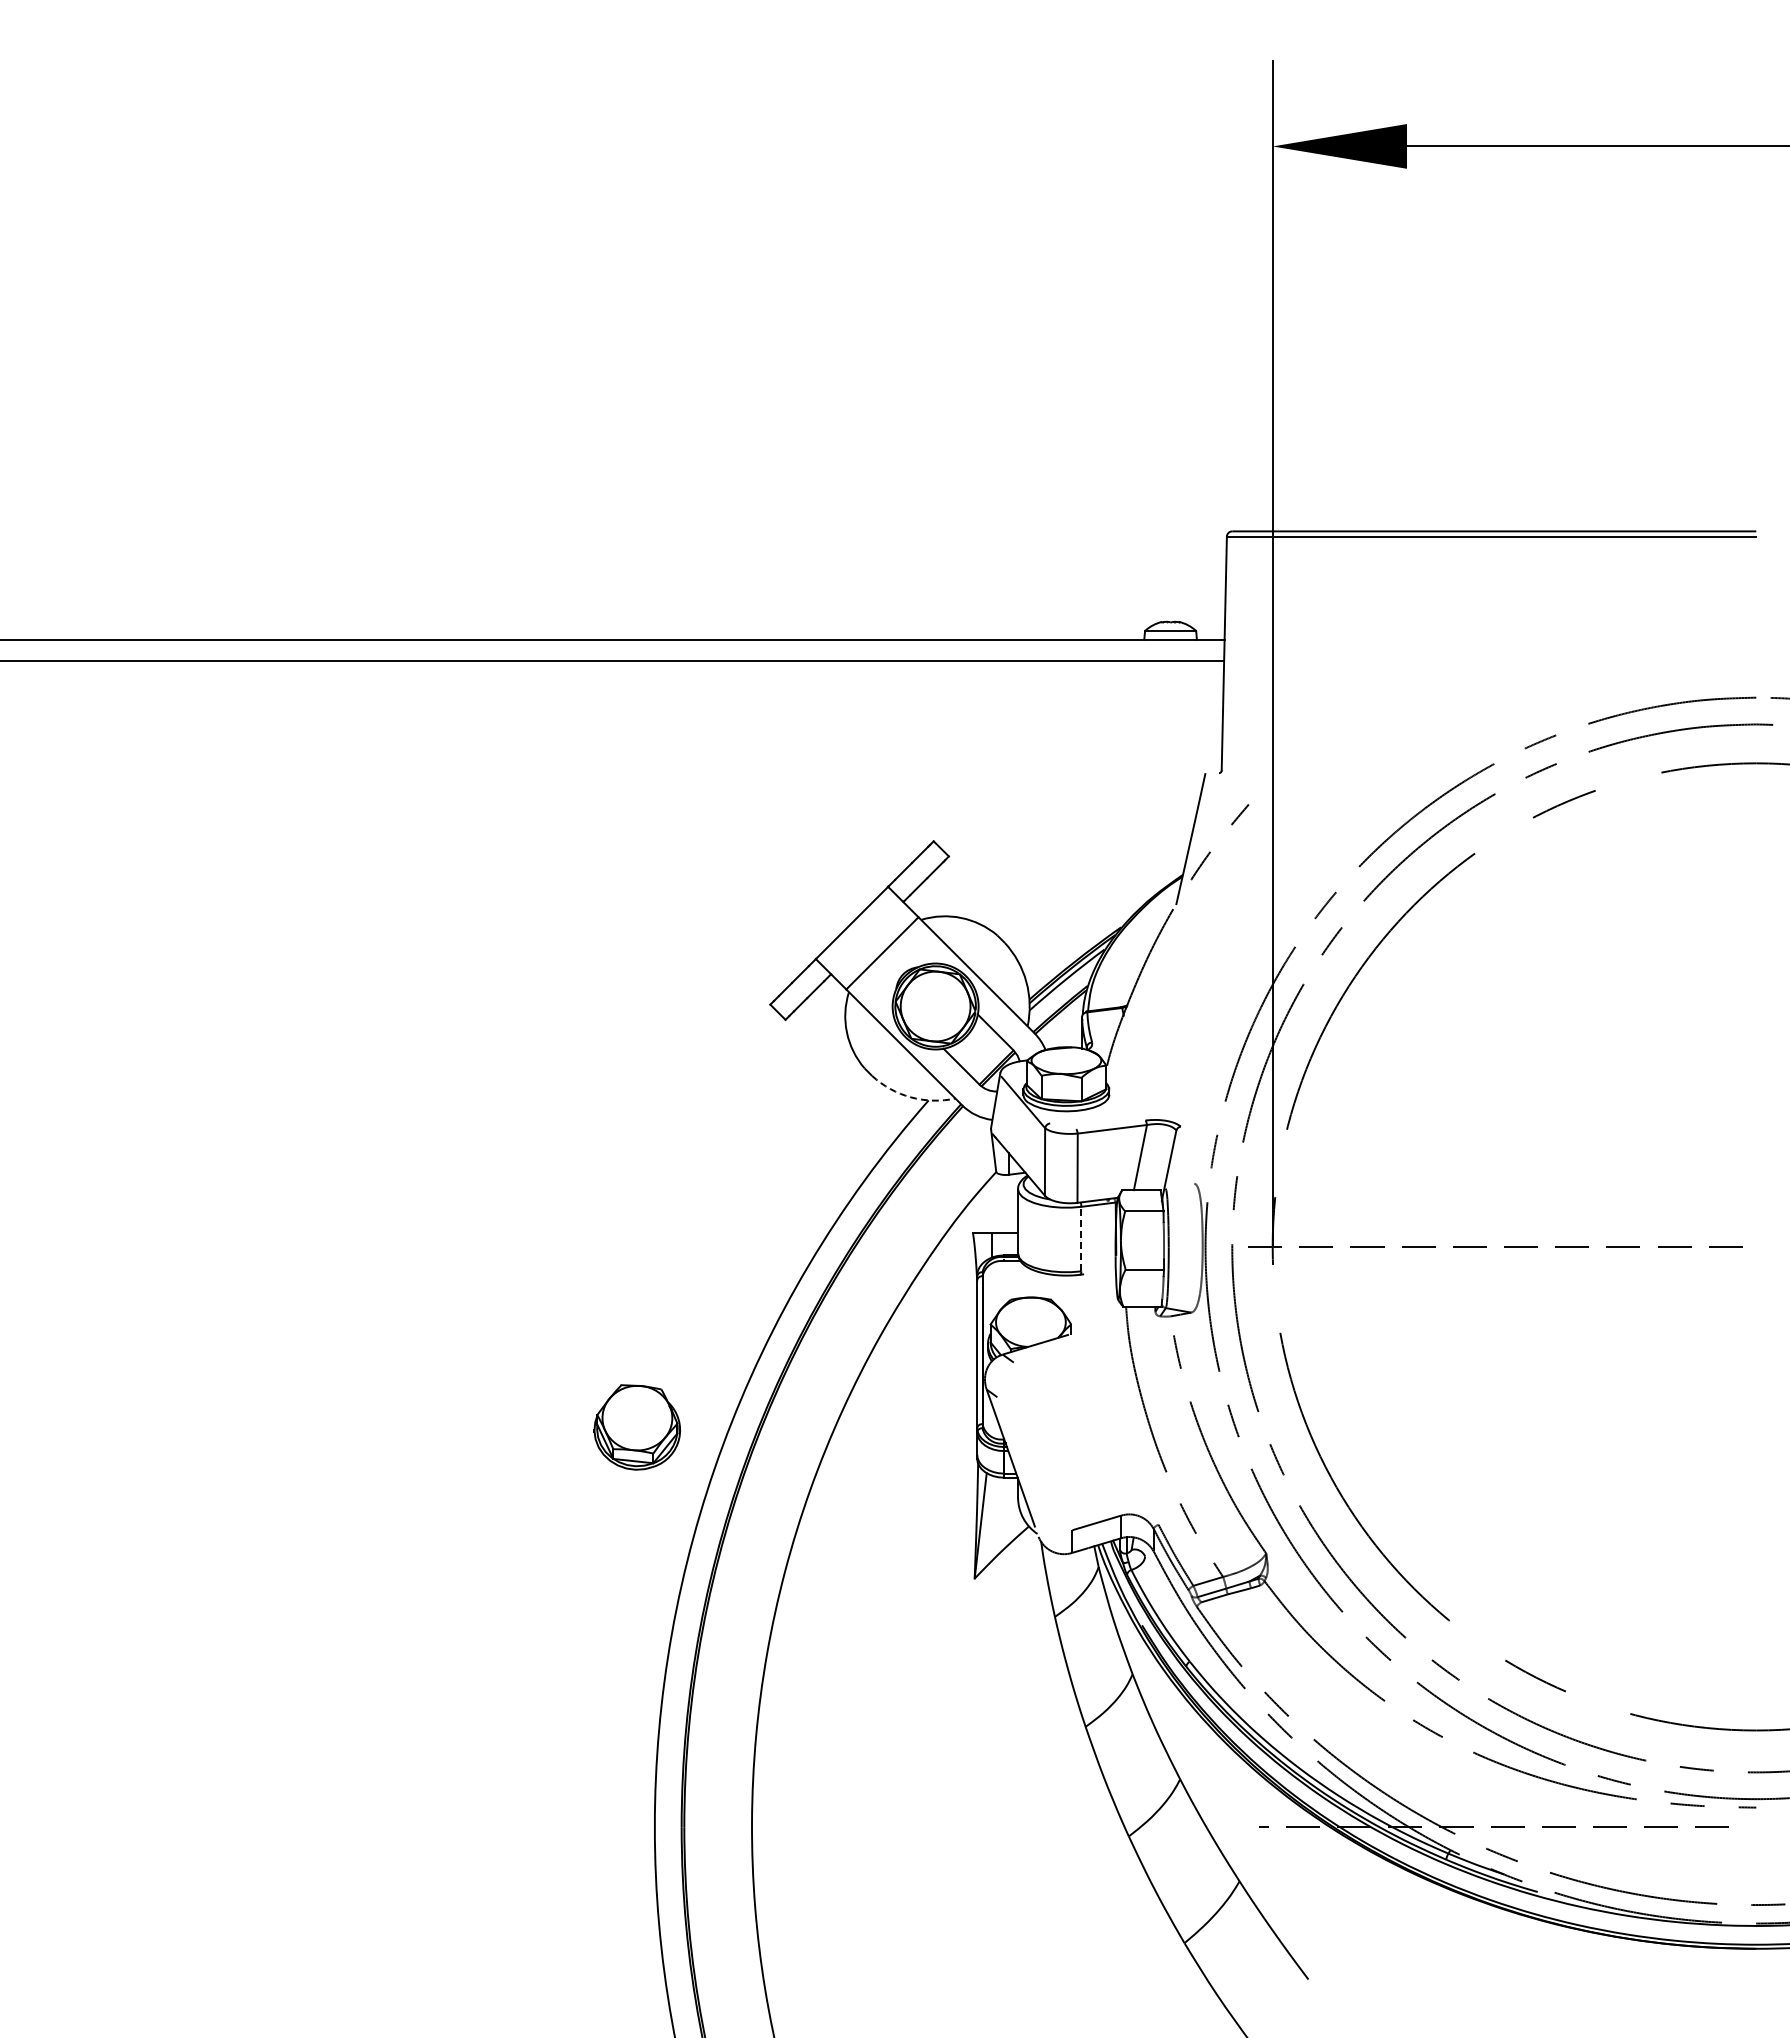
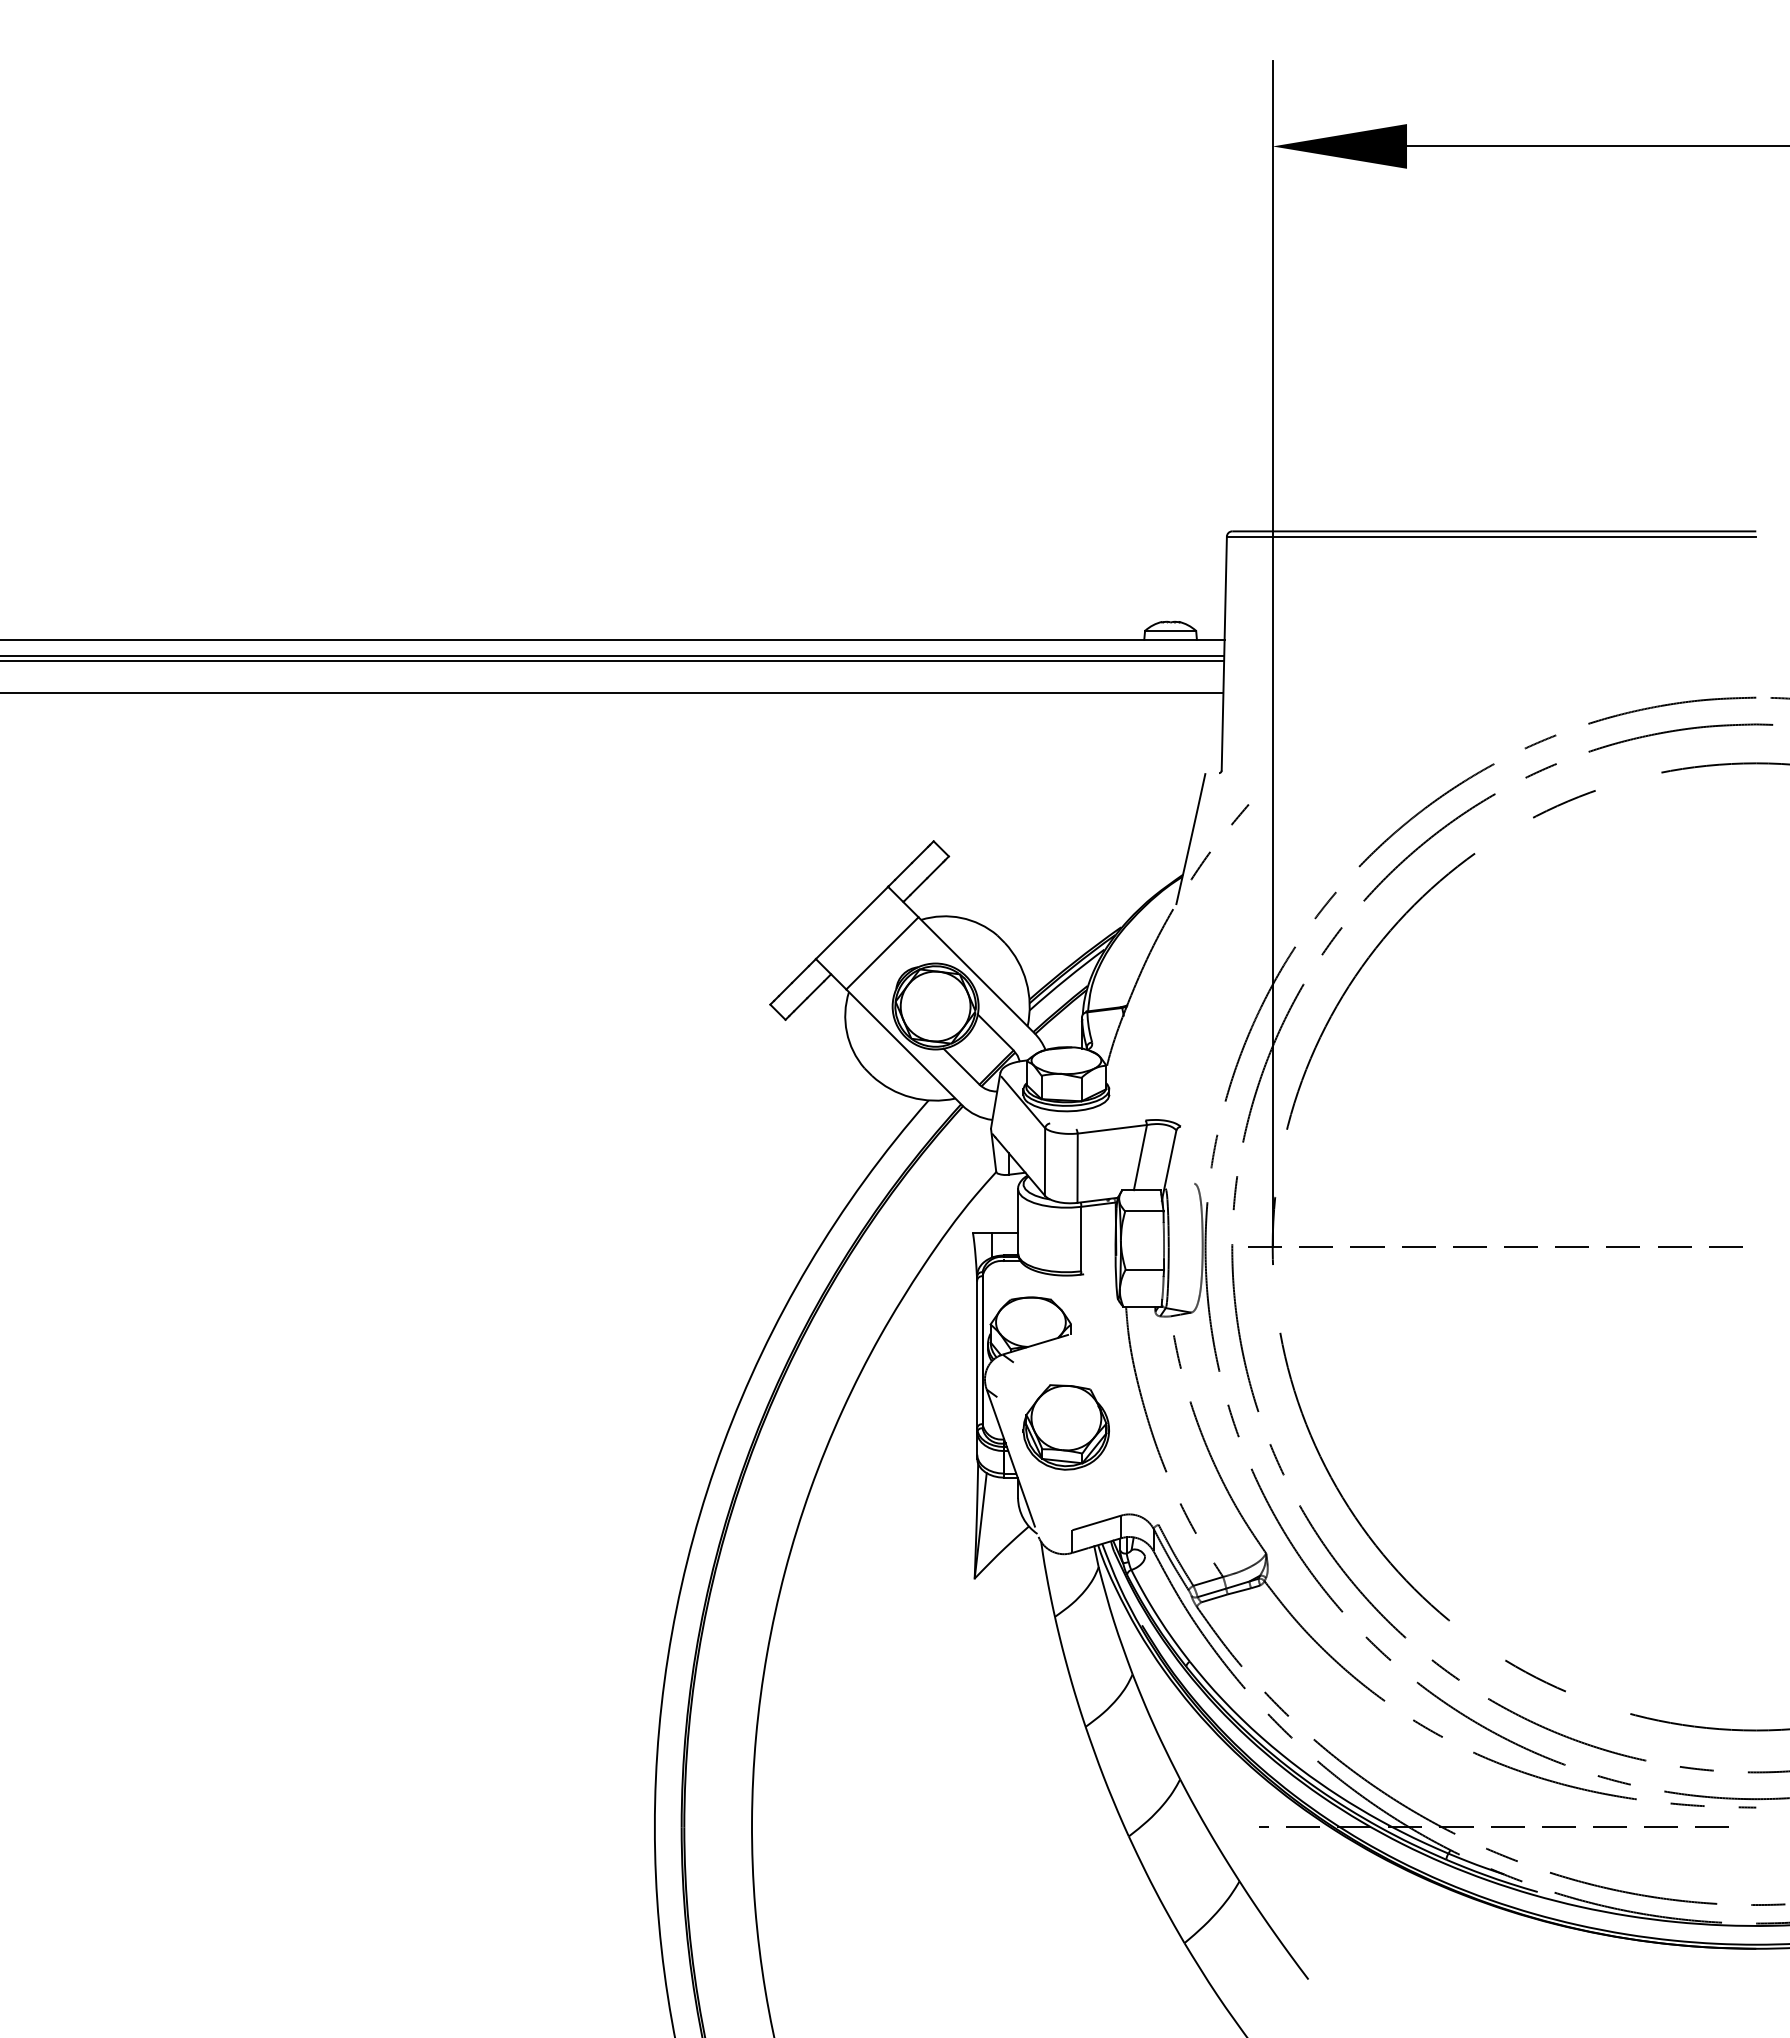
line: none -> present (613, 655)
line: none -> present (612, 693)
arc: dashed -> solid (911, 1097)
line: dashed -> solid (1081, 1238)
part position: (636, 1427) -> (1065, 1427) (1065, 1427)
